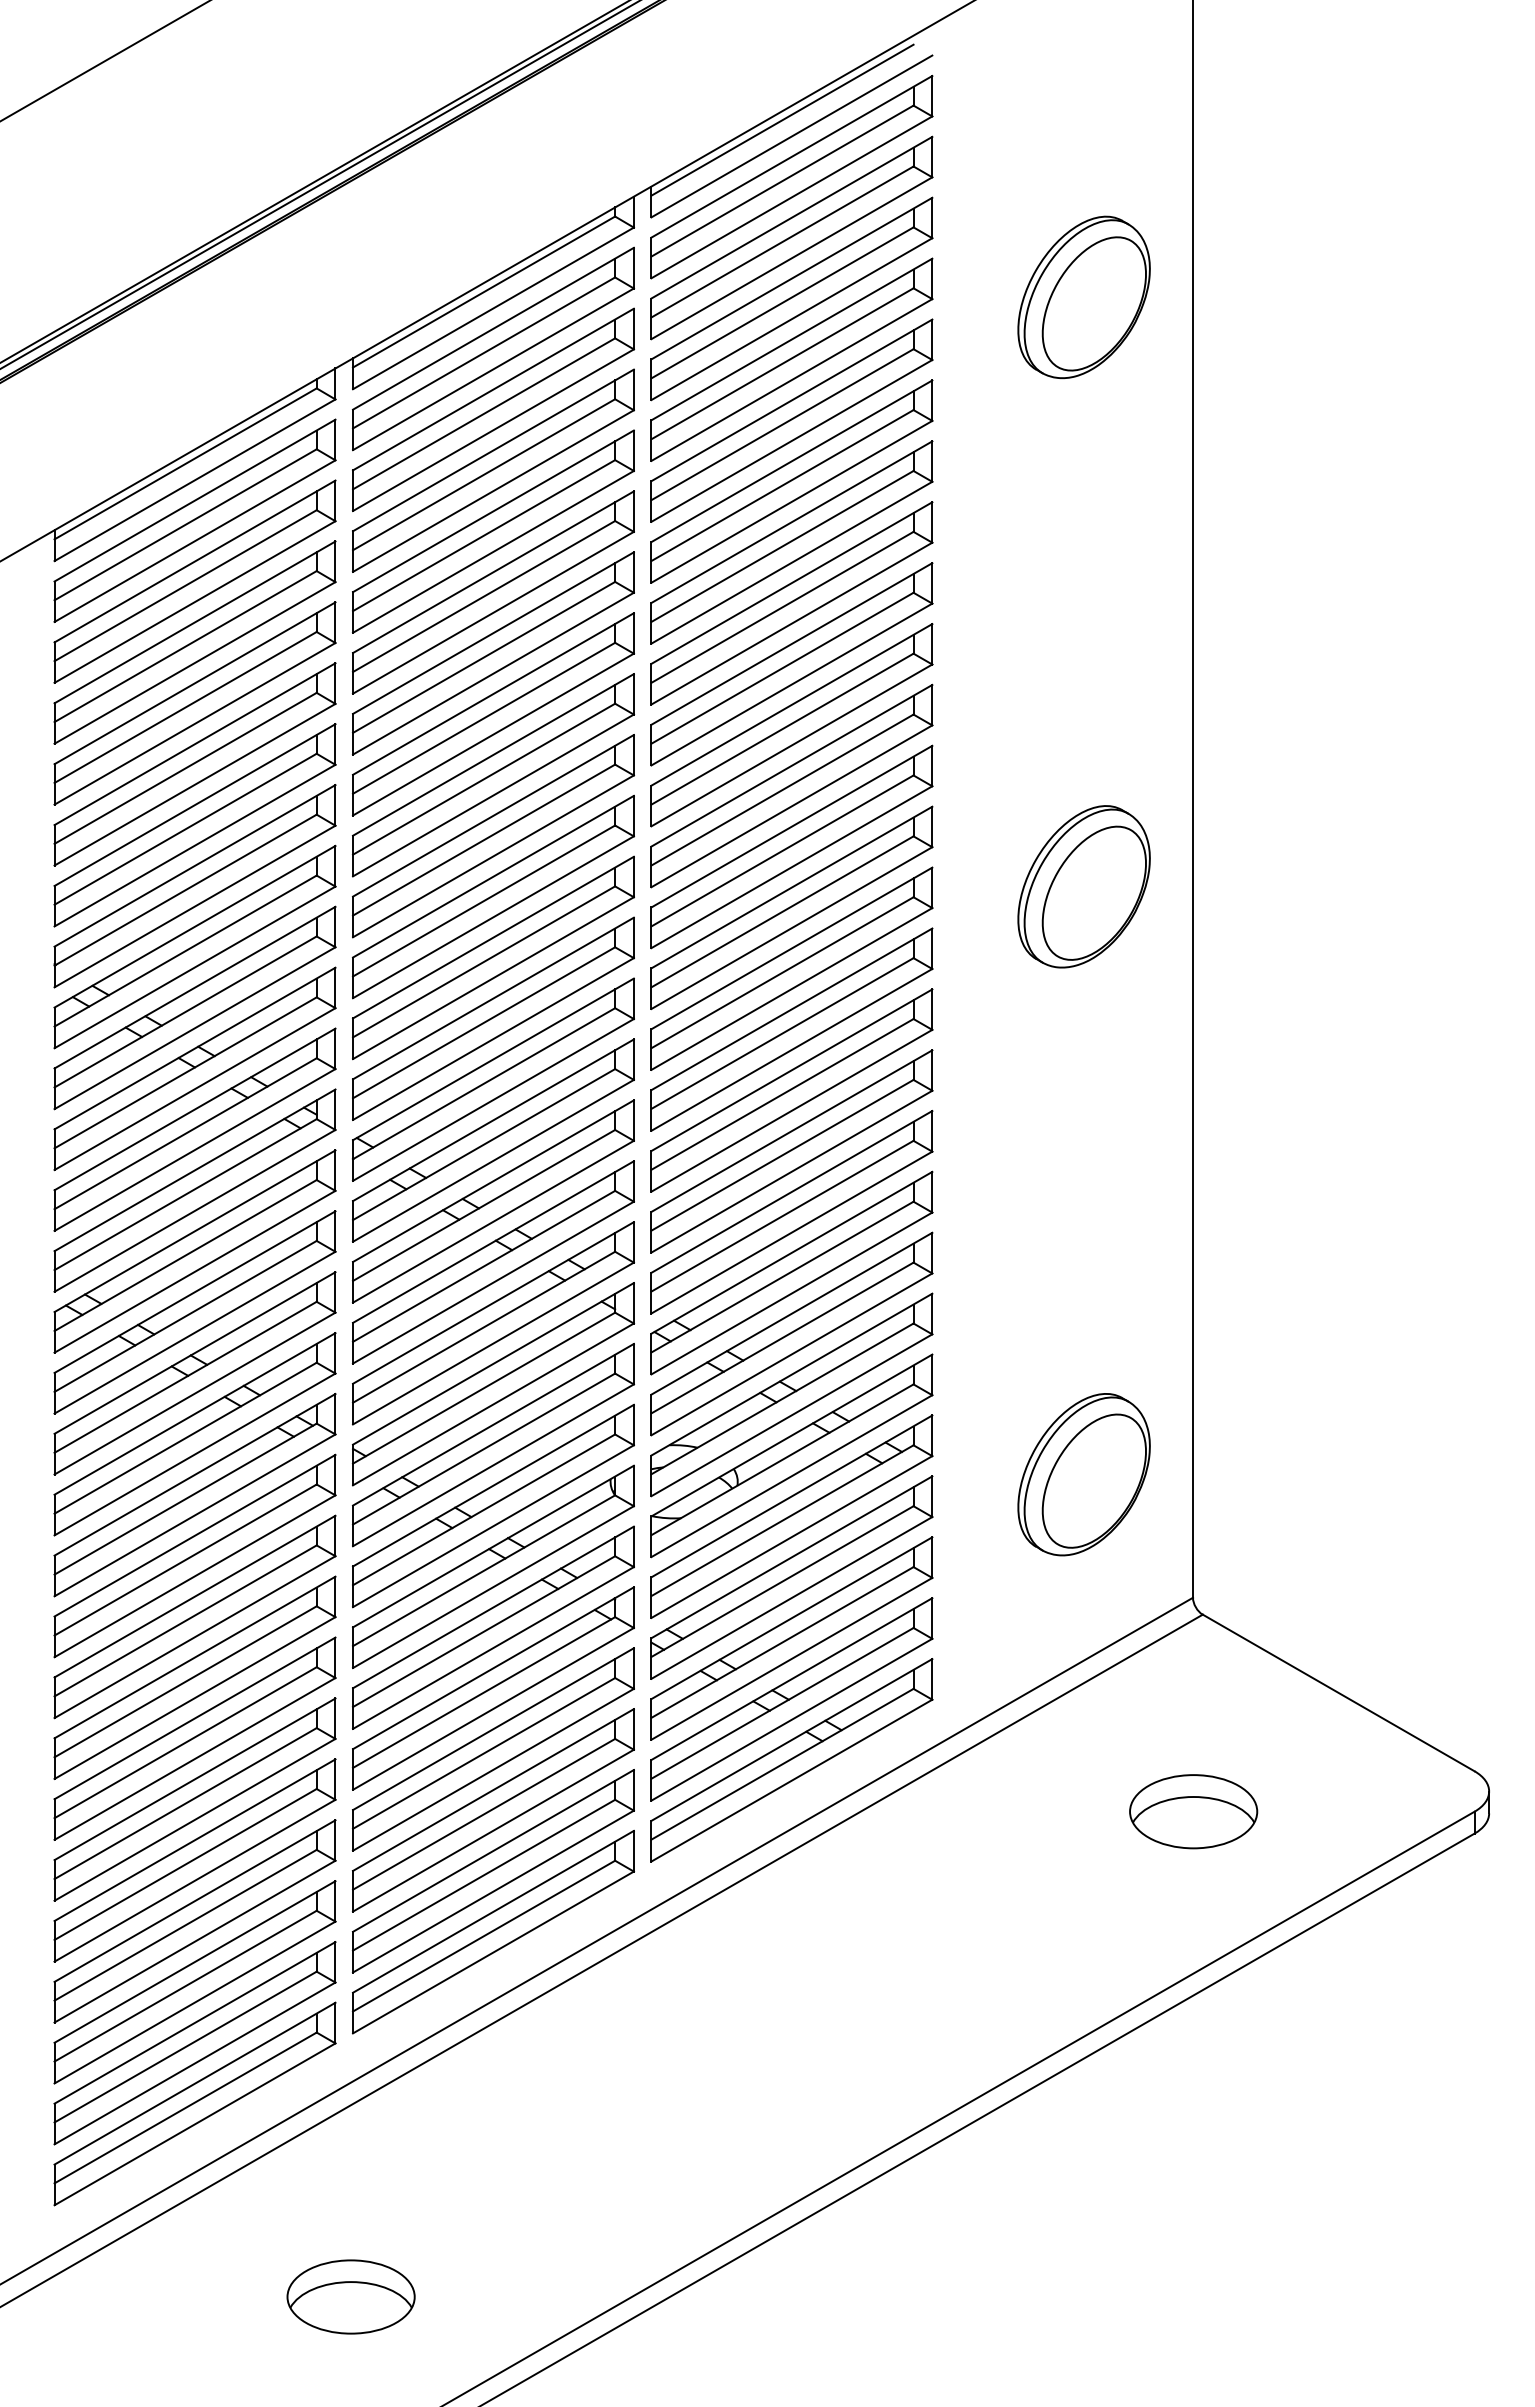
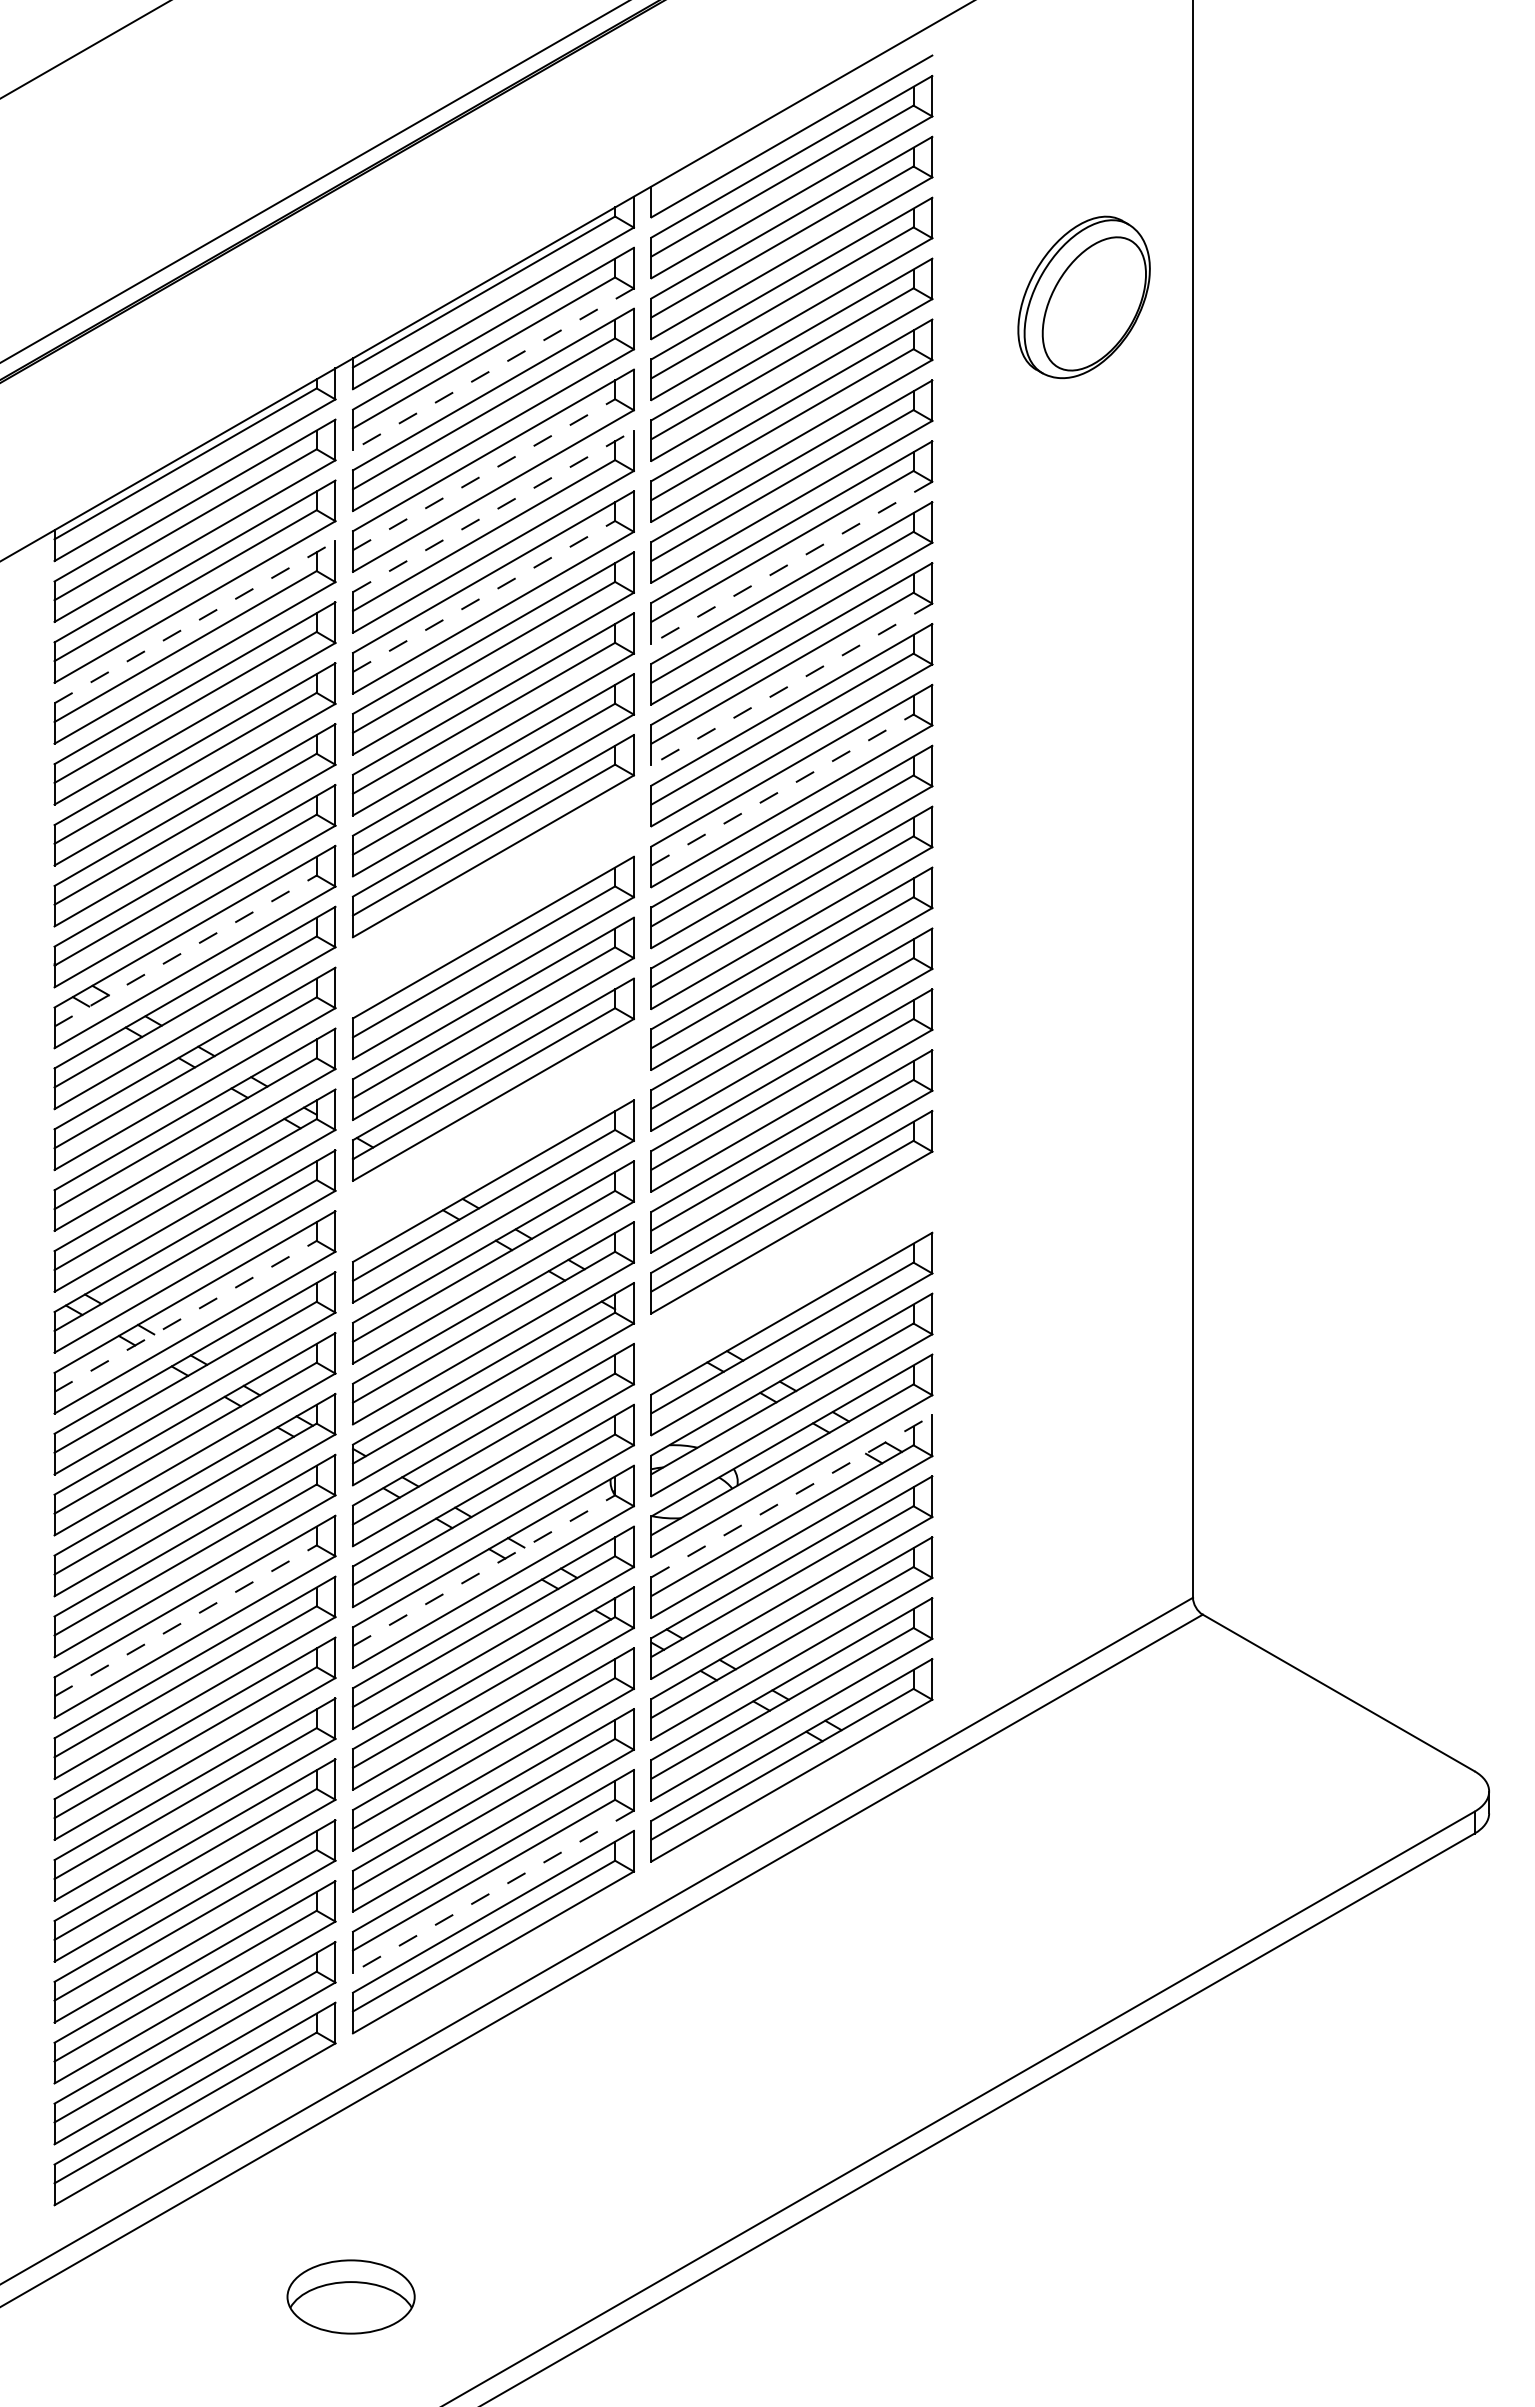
line position: (104, 61) -> (84, 49) (84, 49)
line: present -> none (782, 119)
line: present -> none (319, 184)
line: solid -> dashed (493, 369)
line: solid -> dashed (484, 474)
line: solid -> dashed (493, 511)
line: solid -> dashed (791, 563)
line: solid -> dashed (484, 596)
line: solid -> dashed (195, 622)
line: solid -> dashed (791, 684)
line: solid -> dashed (782, 789)
part: present -> none (1083, 886)
part: present -> none (493, 896)
line: solid -> dashed (186, 950)
part: present -> none (493, 1140)
part: present -> none (791, 1272)
line: solid -> dashed (186, 1316)
part: present -> none (1083, 1474)
line: solid -> dashed (792, 1496)
line: solid -> dashed (484, 1570)
line: solid -> dashed (186, 1620)
part: present -> none (1193, 1811)
line: solid -> dashed (493, 1891)
